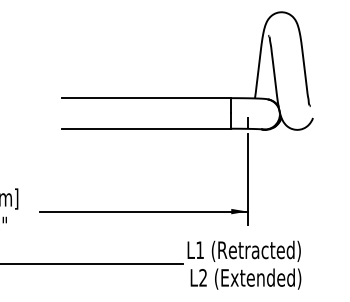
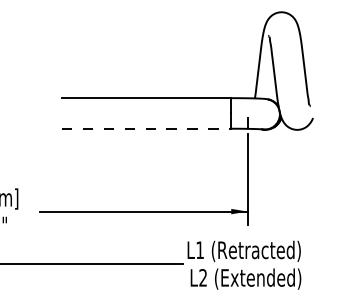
line: solid -> dashed (146, 128)
